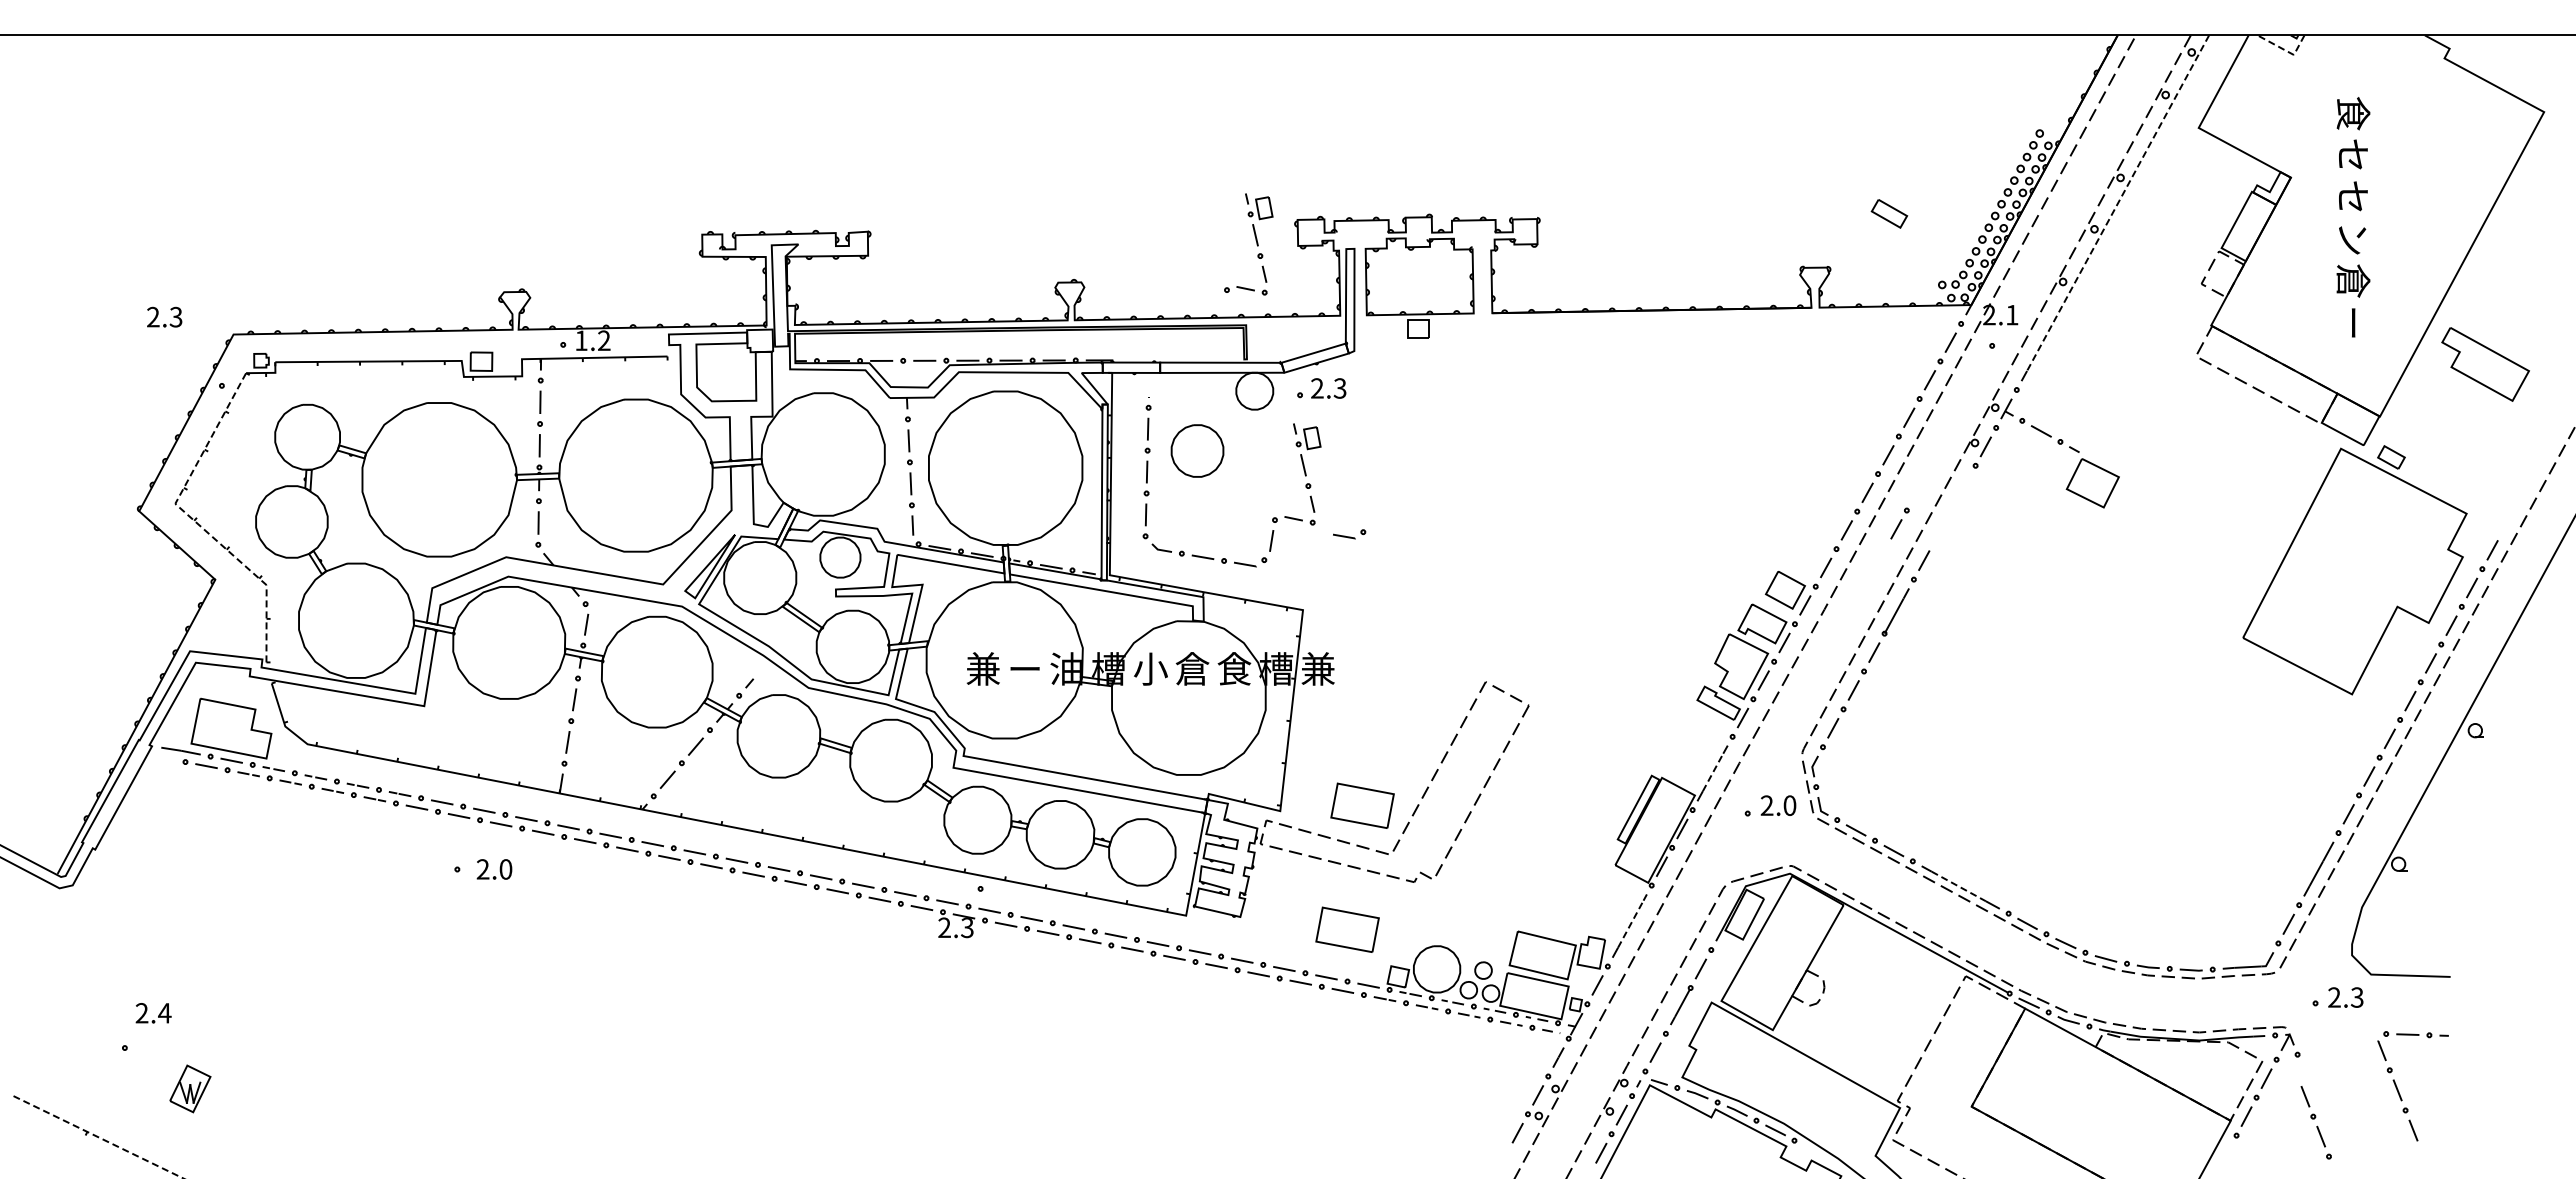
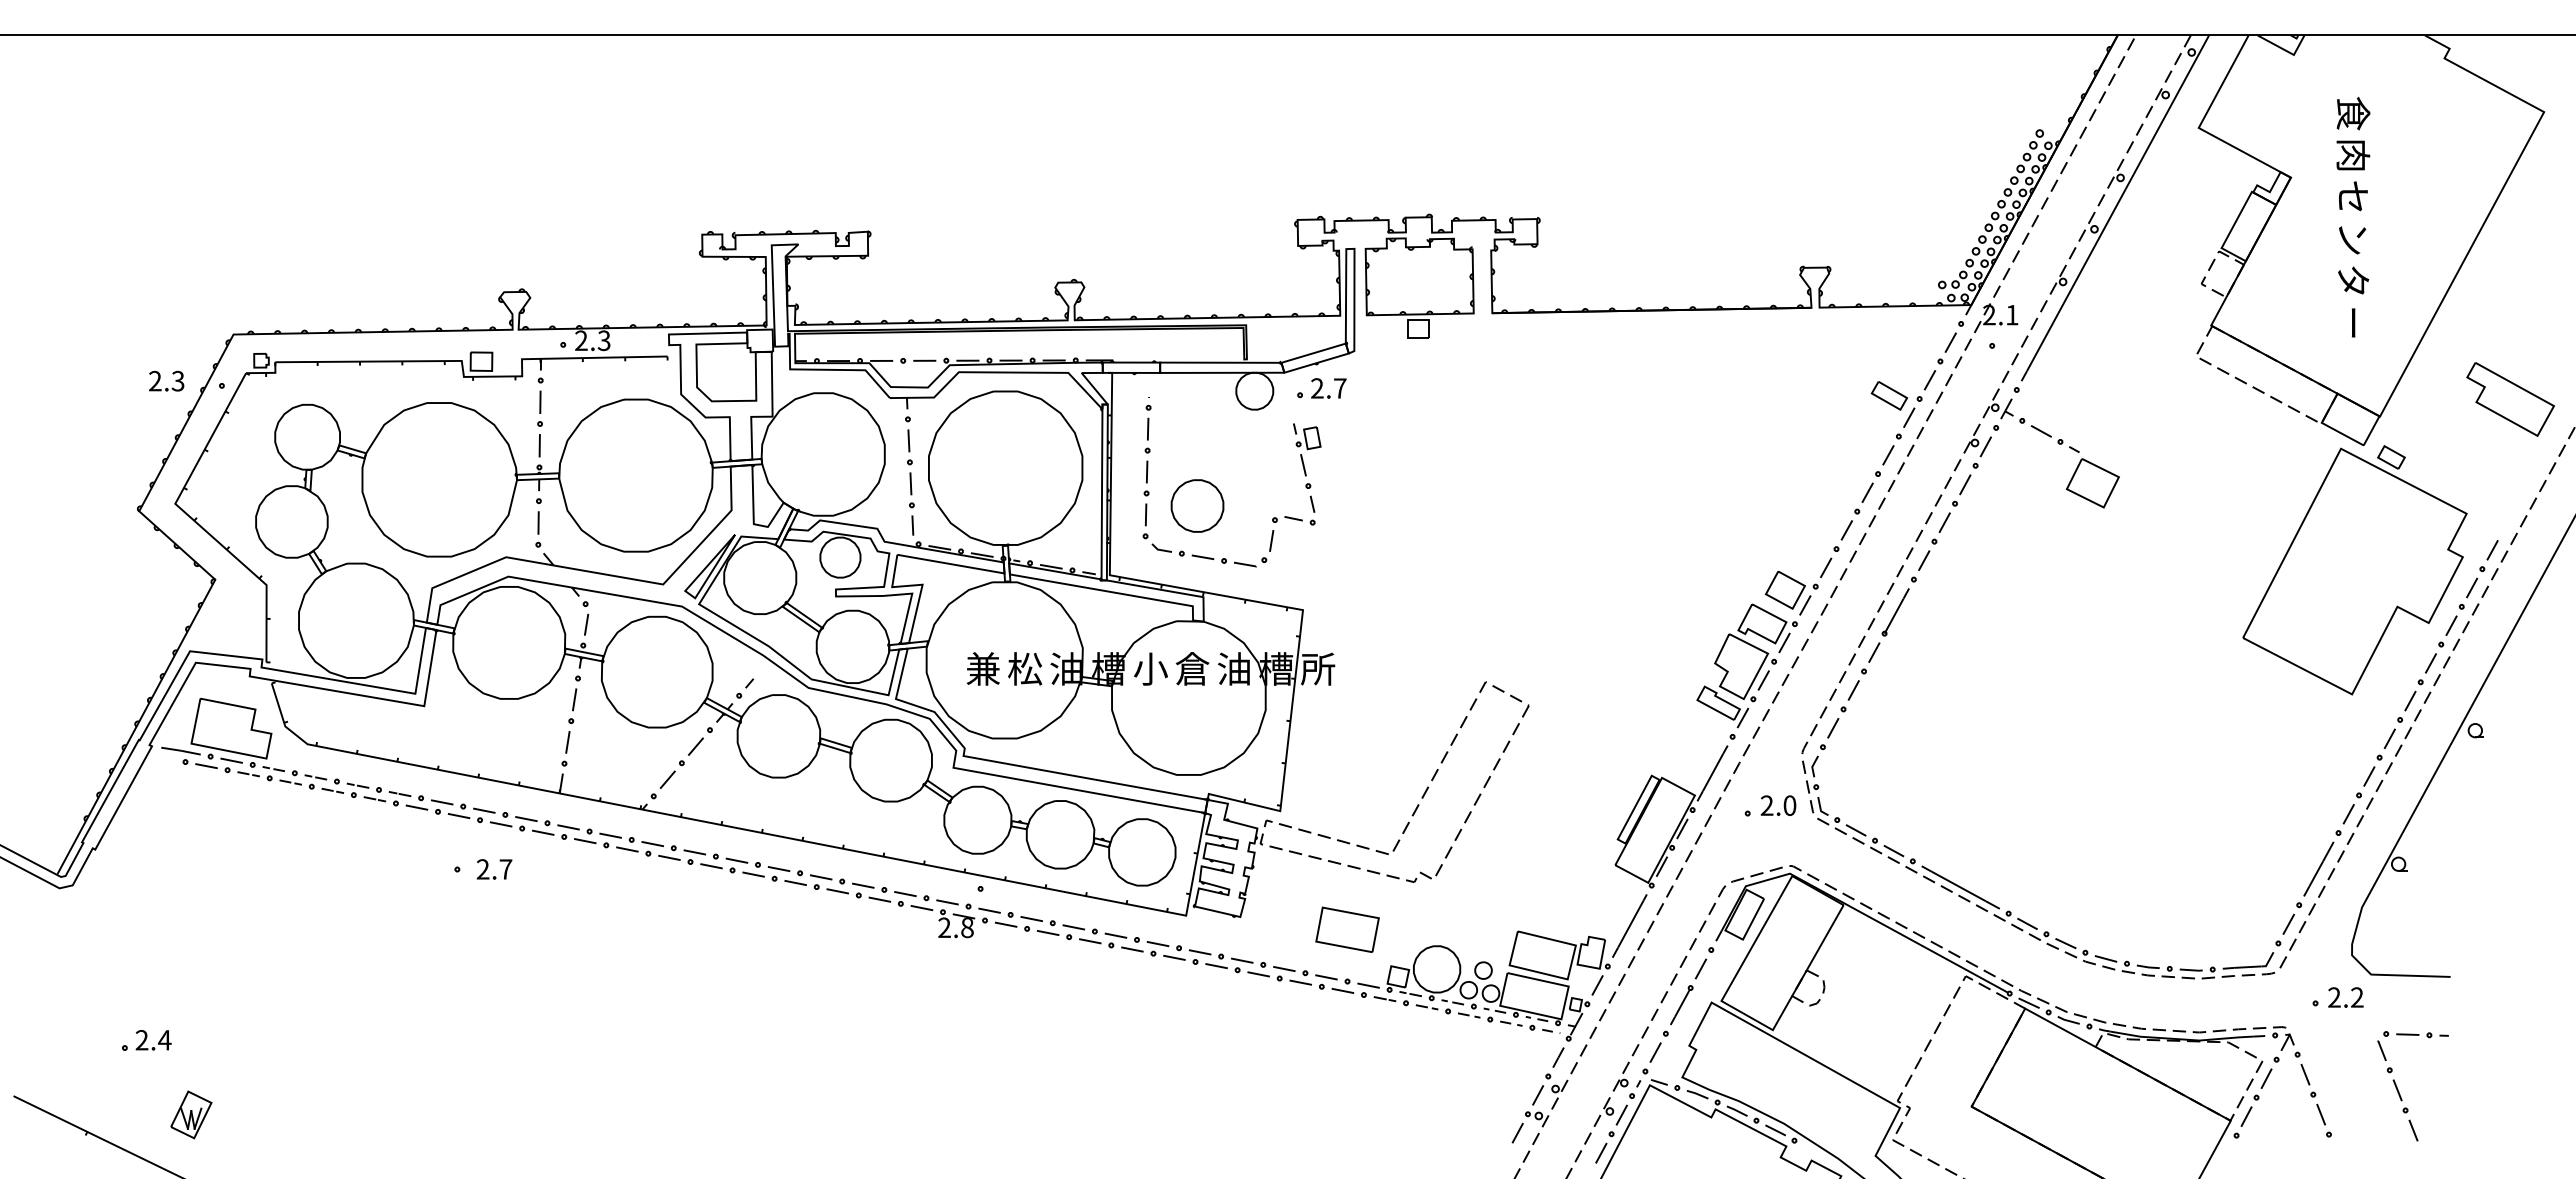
line: dashed -> solid (2286, 50)
text: セ -> 肉 (2353, 154)
line: dashed -> solid (2118, 203)
part position: (1889, 213) -> (1889, 395) (1889, 395)
part: present -> none (1256, 244)
text: 倉 -> タ (2353, 280)
text position: (164, 316) -> (166, 380) (166, 380)
text: 1.2 -> 2.3 (592, 340)
part position: (2485, 364) -> (2510, 399) (2510, 399)
text: 2.3 -> 2.7 (1339, 388)
part position: (1197, 450) -> (1197, 505) (1197, 505)
part: none -> present (1951, 509)
line: dashed -> solid (194, 521)
part: present -> none (1899, 523)
part: present -> none (1349, 534)
text: ー -> 松 (1025, 668)
text: 食 -> 油 (1234, 668)
text: 兼 -> 所 (1318, 668)
line: dashed -> solid (1713, 772)
part: present -> none (1362, 805)
text: 2.0 -> 2.7 (505, 869)
line: dashed -> solid (1958, 886)
line: dashed -> solid (1630, 924)
text: 2.3 -> 2.8 (967, 927)
text: 2.3 -> 2.2 (2356, 997)
text position: (153, 1013) -> (153, 1040) (153, 1040)
part position: (190, 1088) -> (191, 1114) (191, 1114)
part position: (2315, 1122) -> (2315, 1100) (2315, 1100)
line: dashed -> solid (99, 1137)
